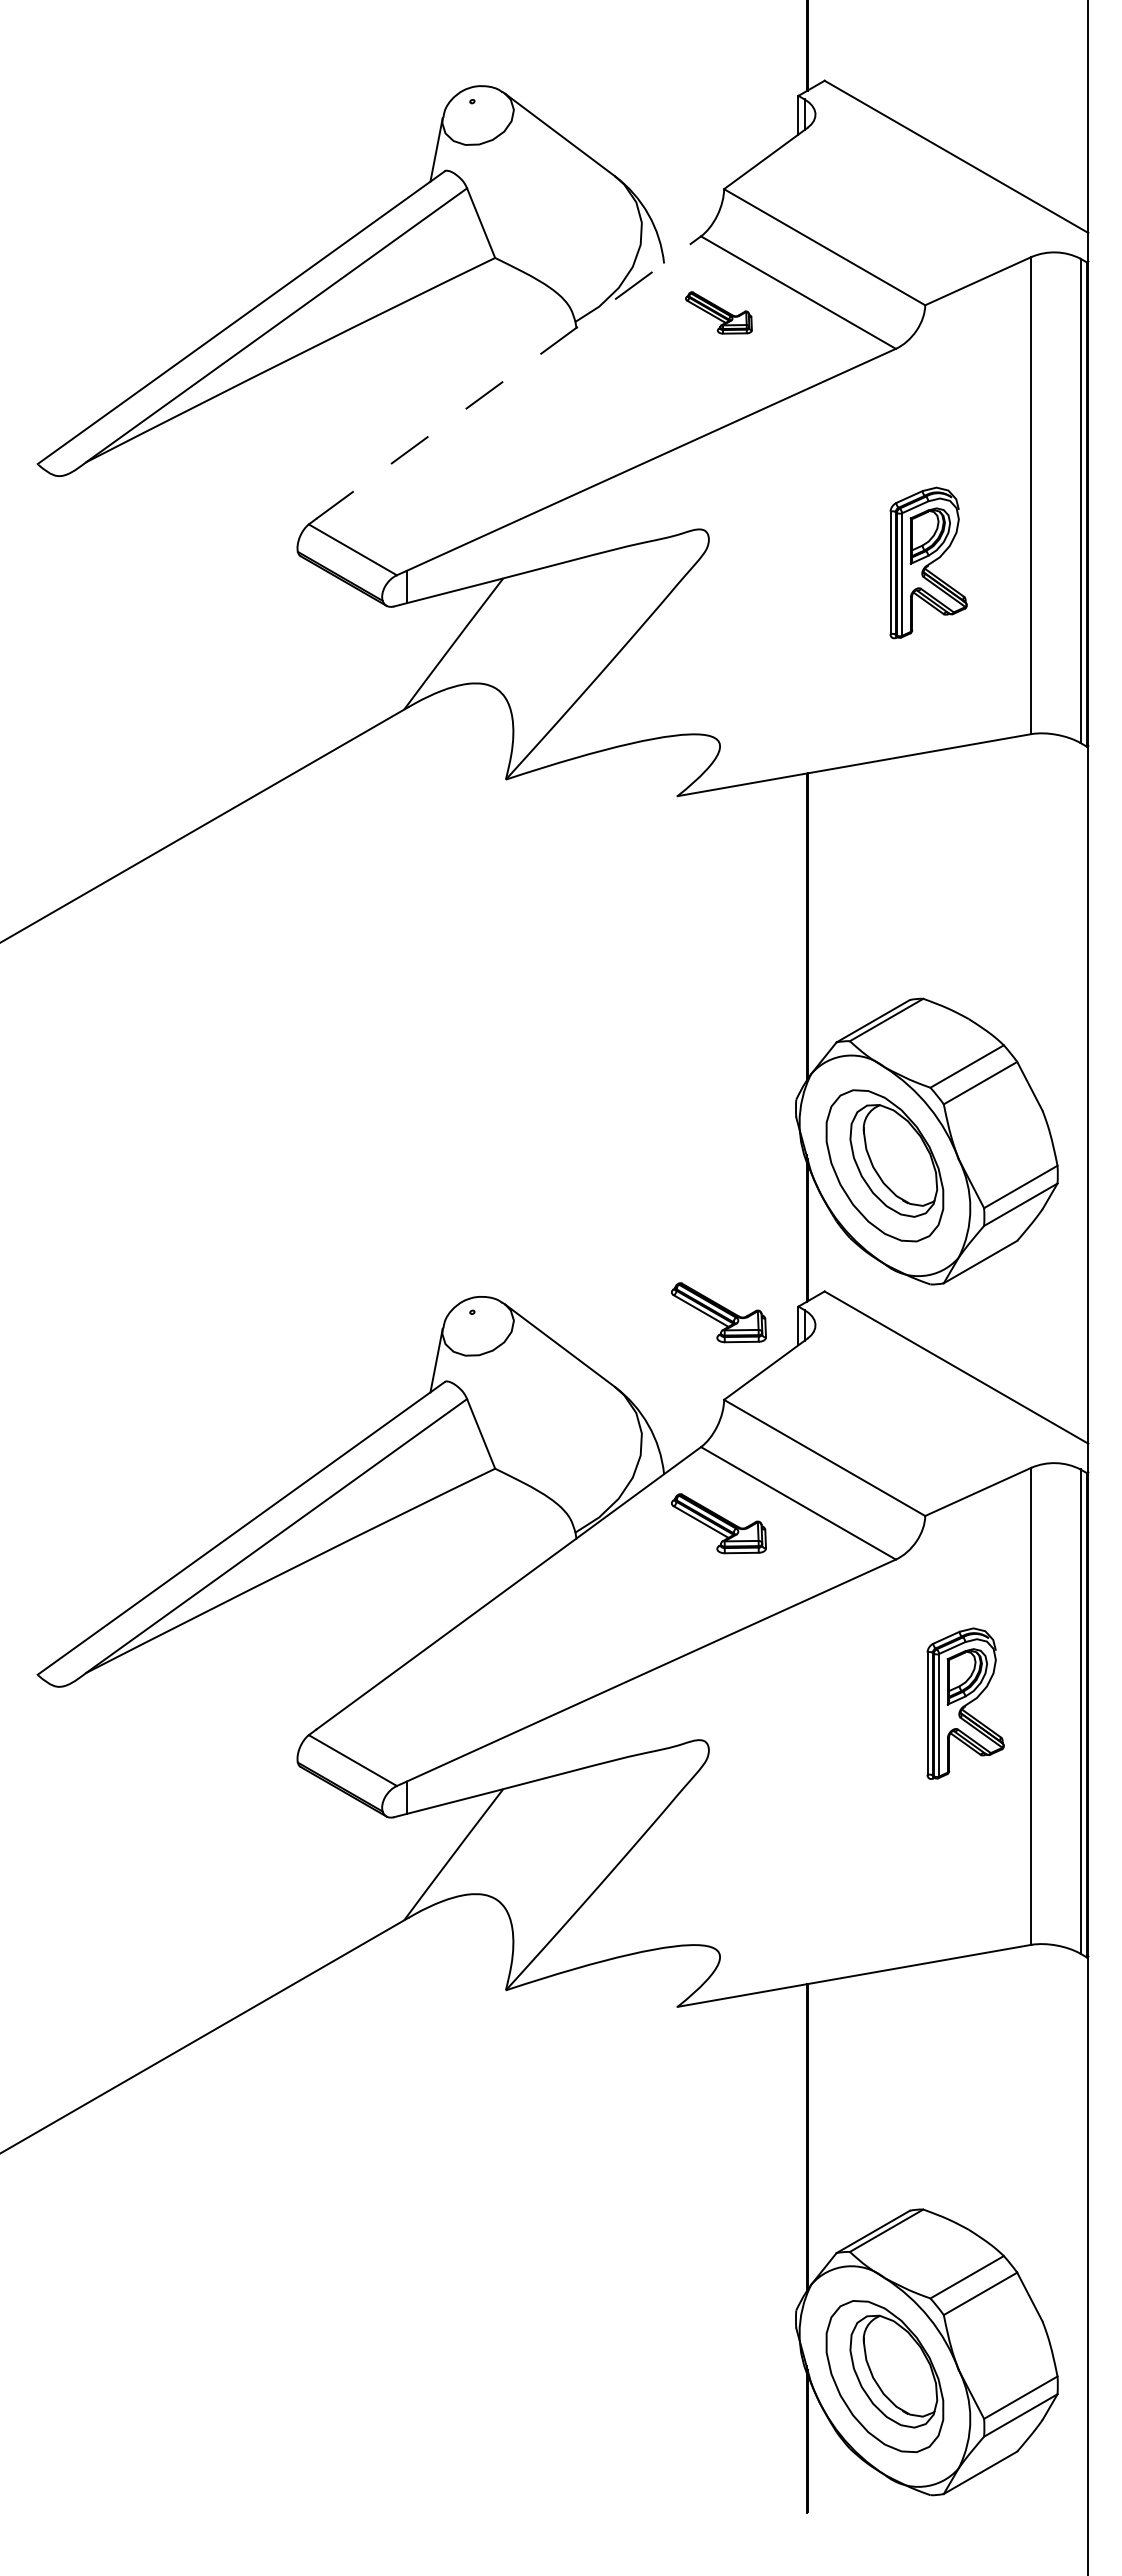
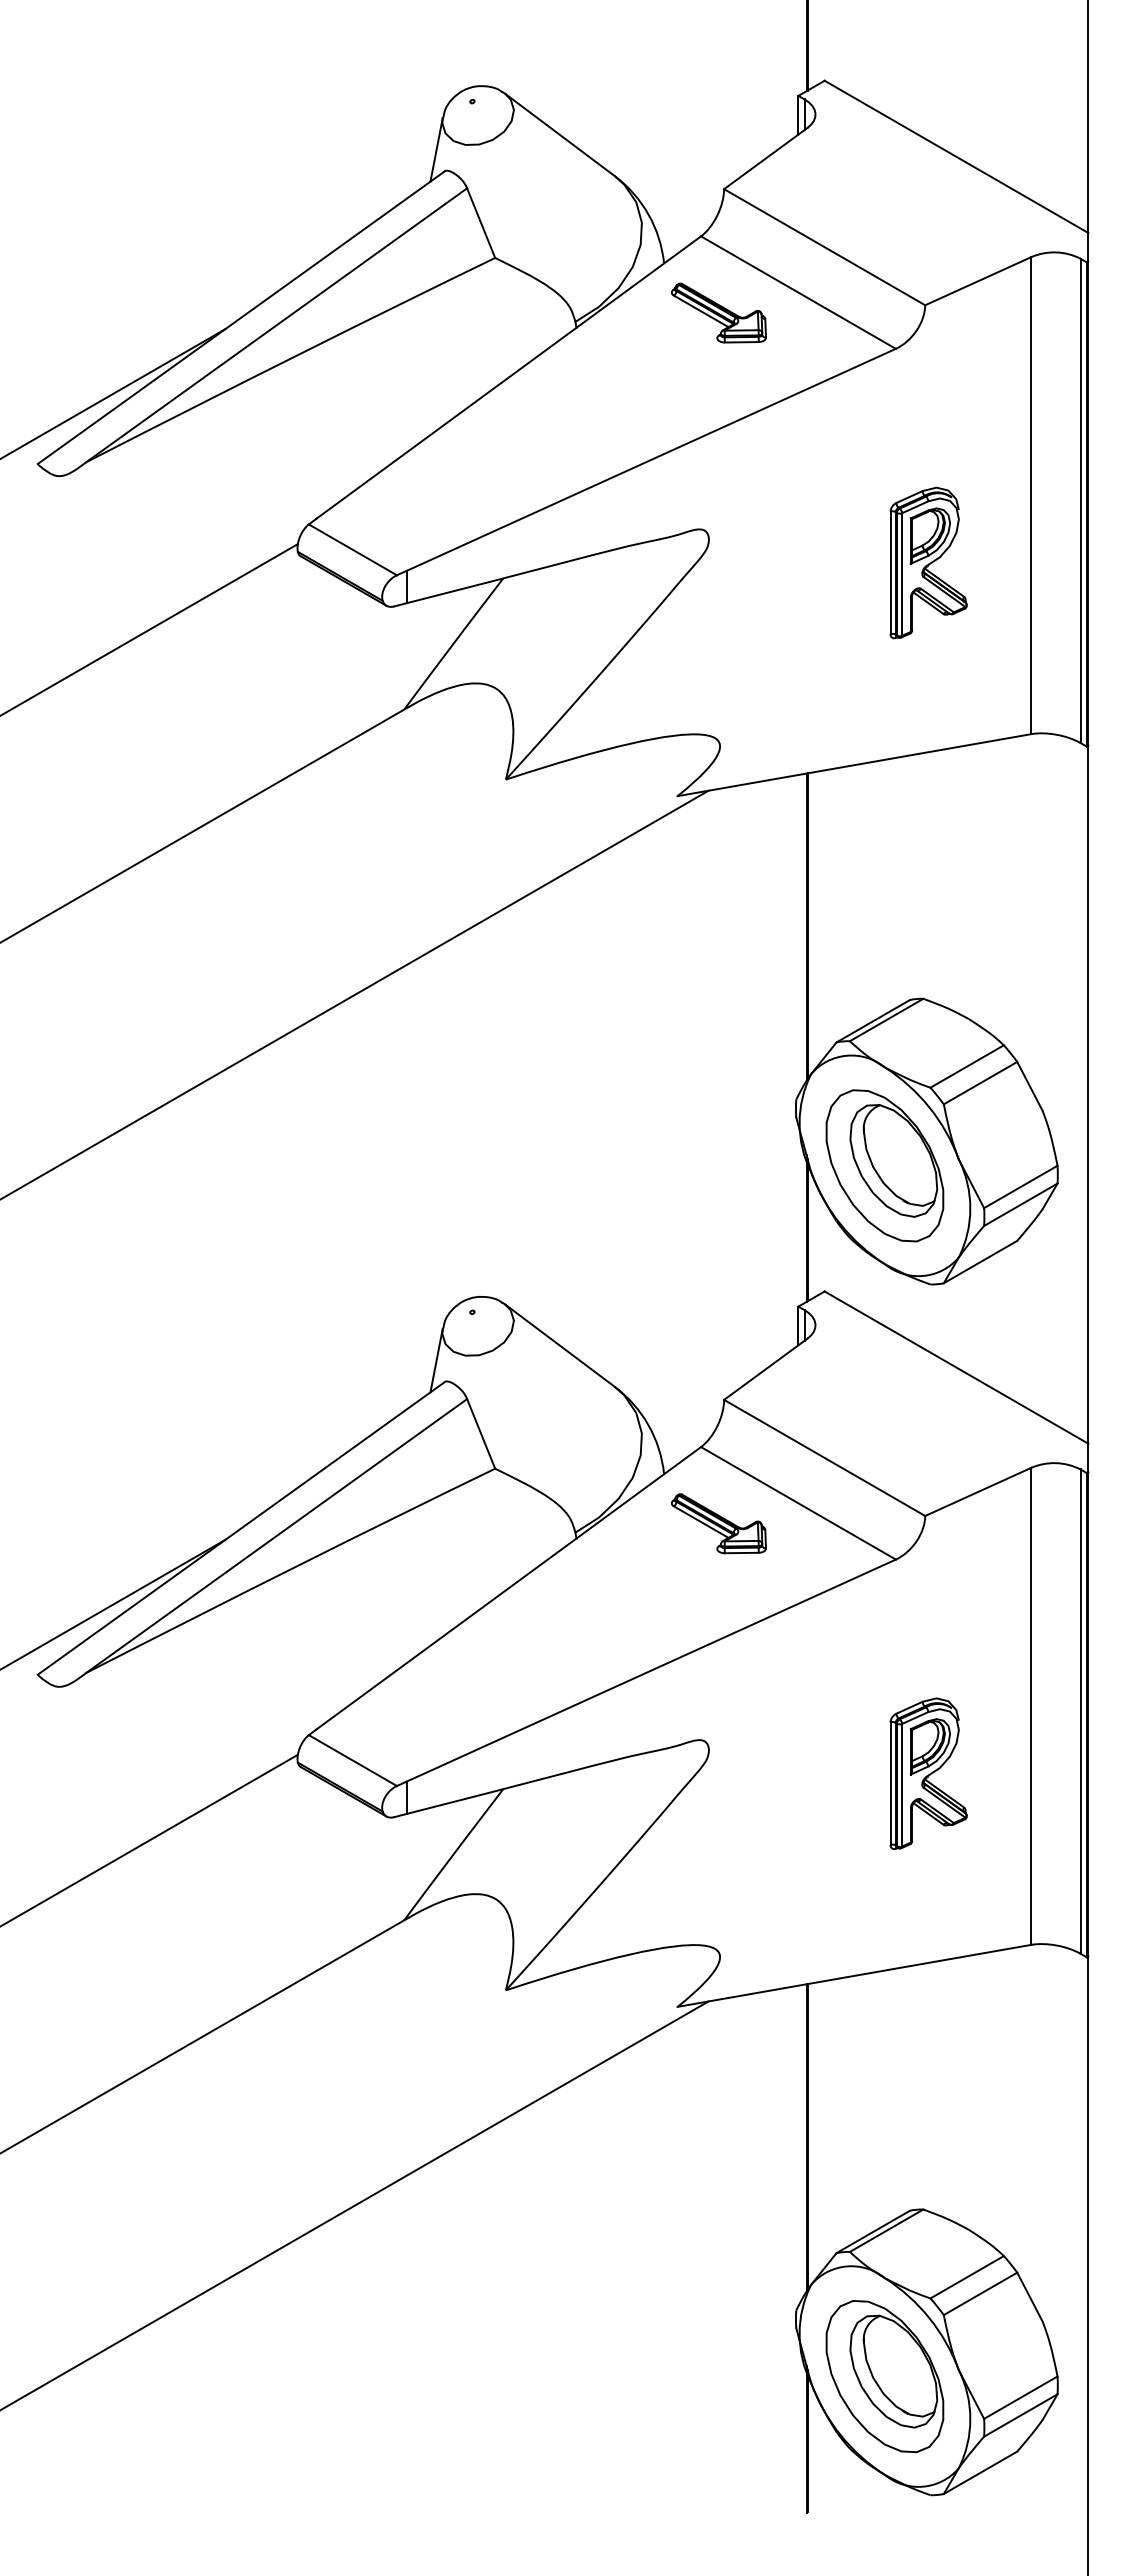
part size: 68x44 px -> 96x62 px (718, 312)
line: dashed -> solid (508, 377)
line: none -> present (113, 393)
line: none -> present (149, 629)
line: none -> present (355, 994)
part: present -> none (718, 1312)
line: none -> present (113, 1603)
part position: (965, 1703) -> (928, 1773) (928, 1773)
line: none -> present (149, 1839)
line: none -> present (355, 2205)
